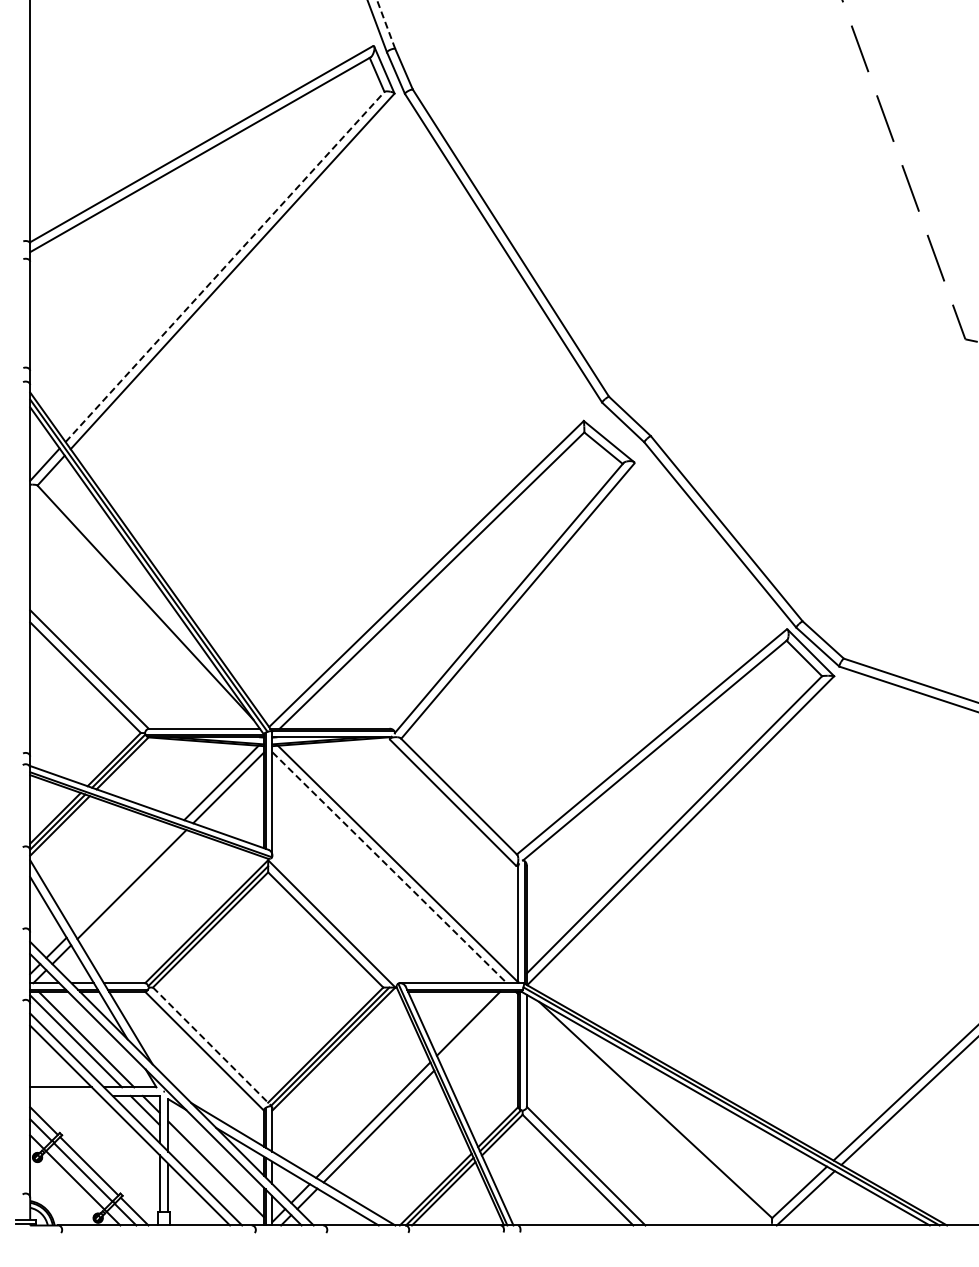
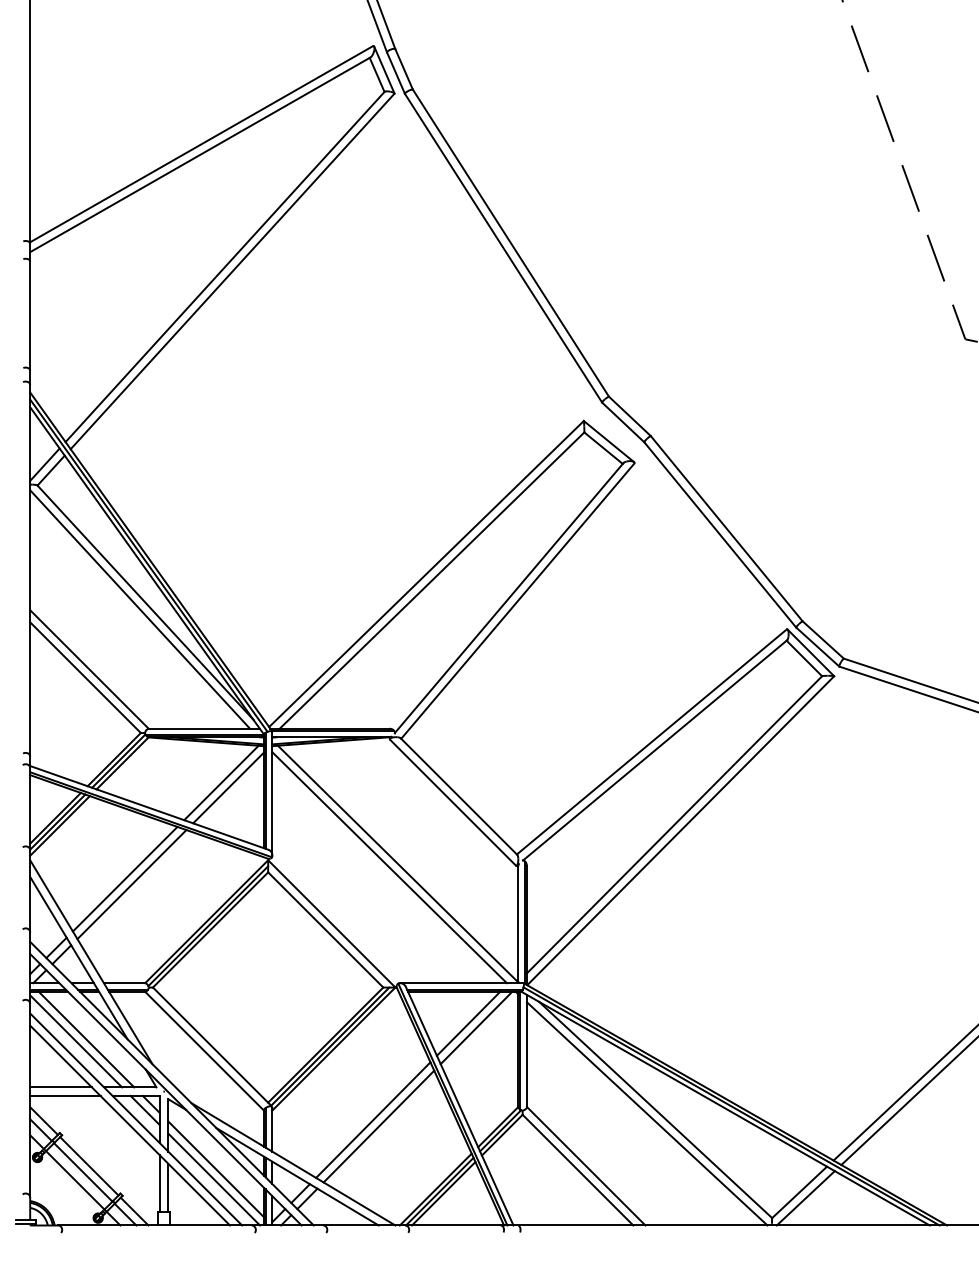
line: dashed -> solid (386, 24)
line: dashed -> solid (225, 266)
line: none -> present (140, 609)
line: dashed -> solid (389, 867)
line: none -> present (124, 878)
line: none -> present (476, 1027)
line: dashed -> solid (211, 1045)
line: none -> present (65, 1095)
line: none -> present (646, 1113)
line: none -> present (214, 1179)
